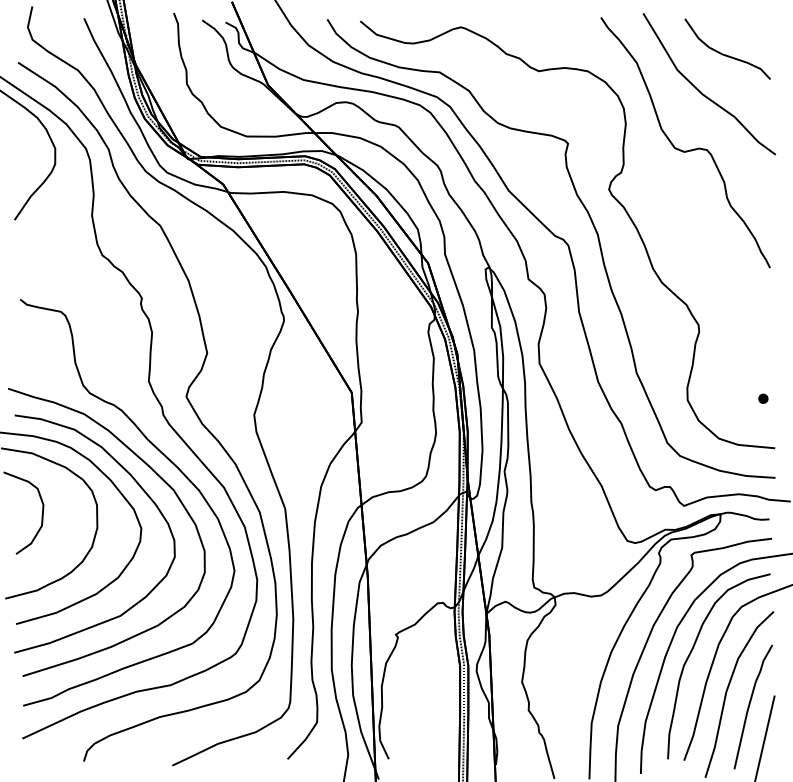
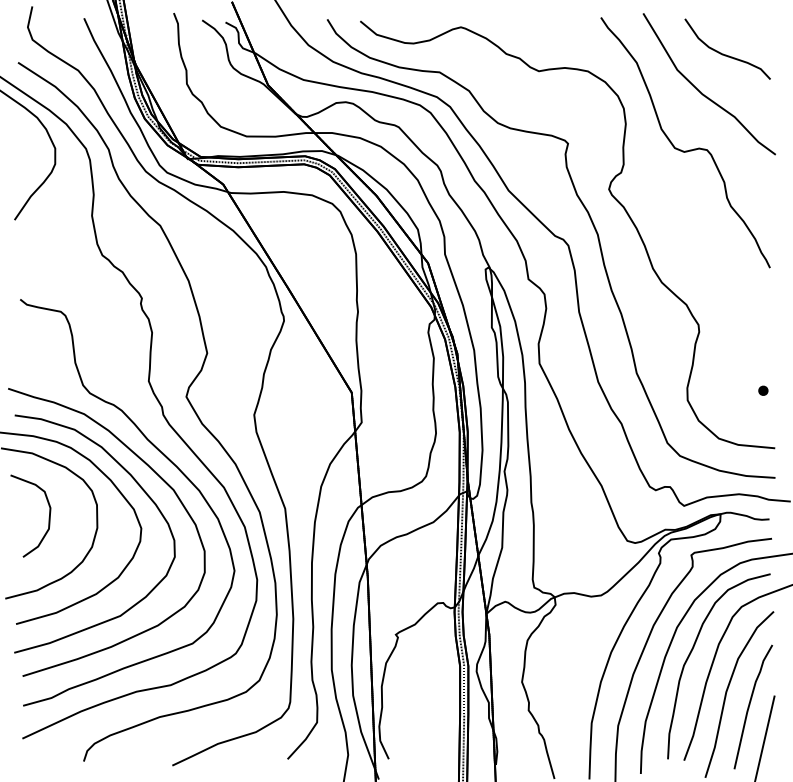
part position: (763, 398) -> (763, 390) (763, 390)
curve position: (41, 514) -> (48, 517) (48, 517)
